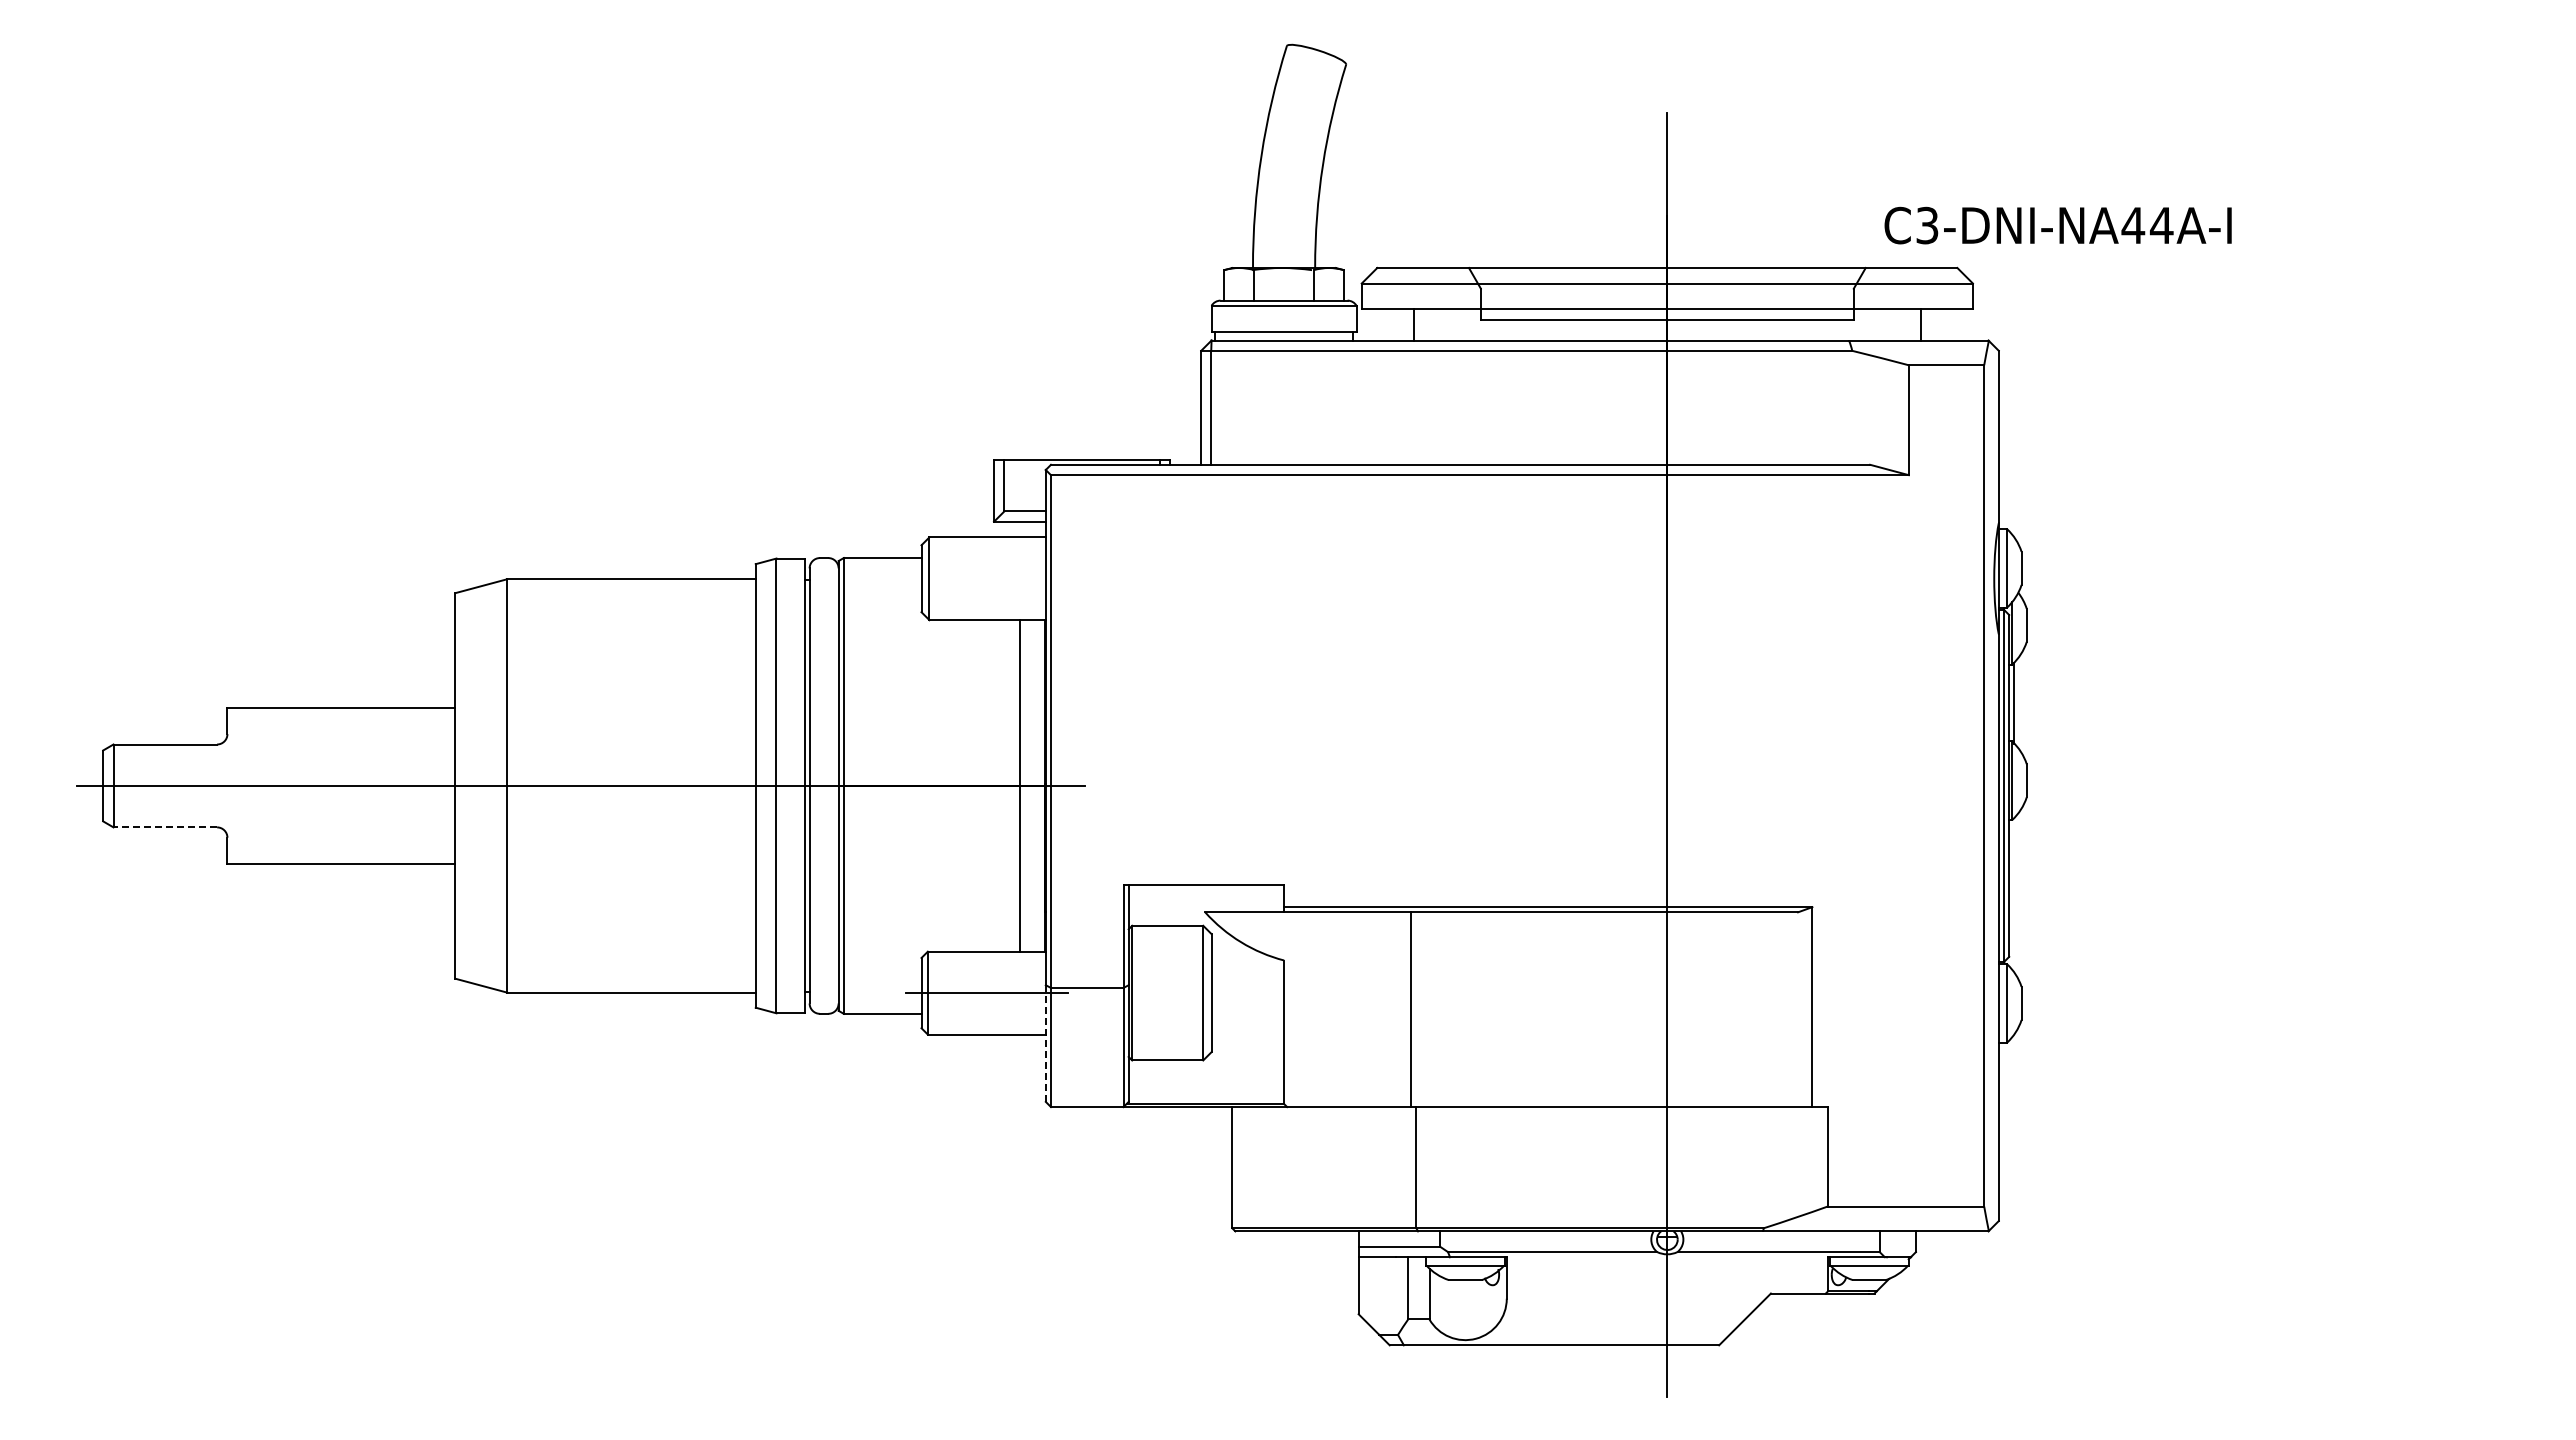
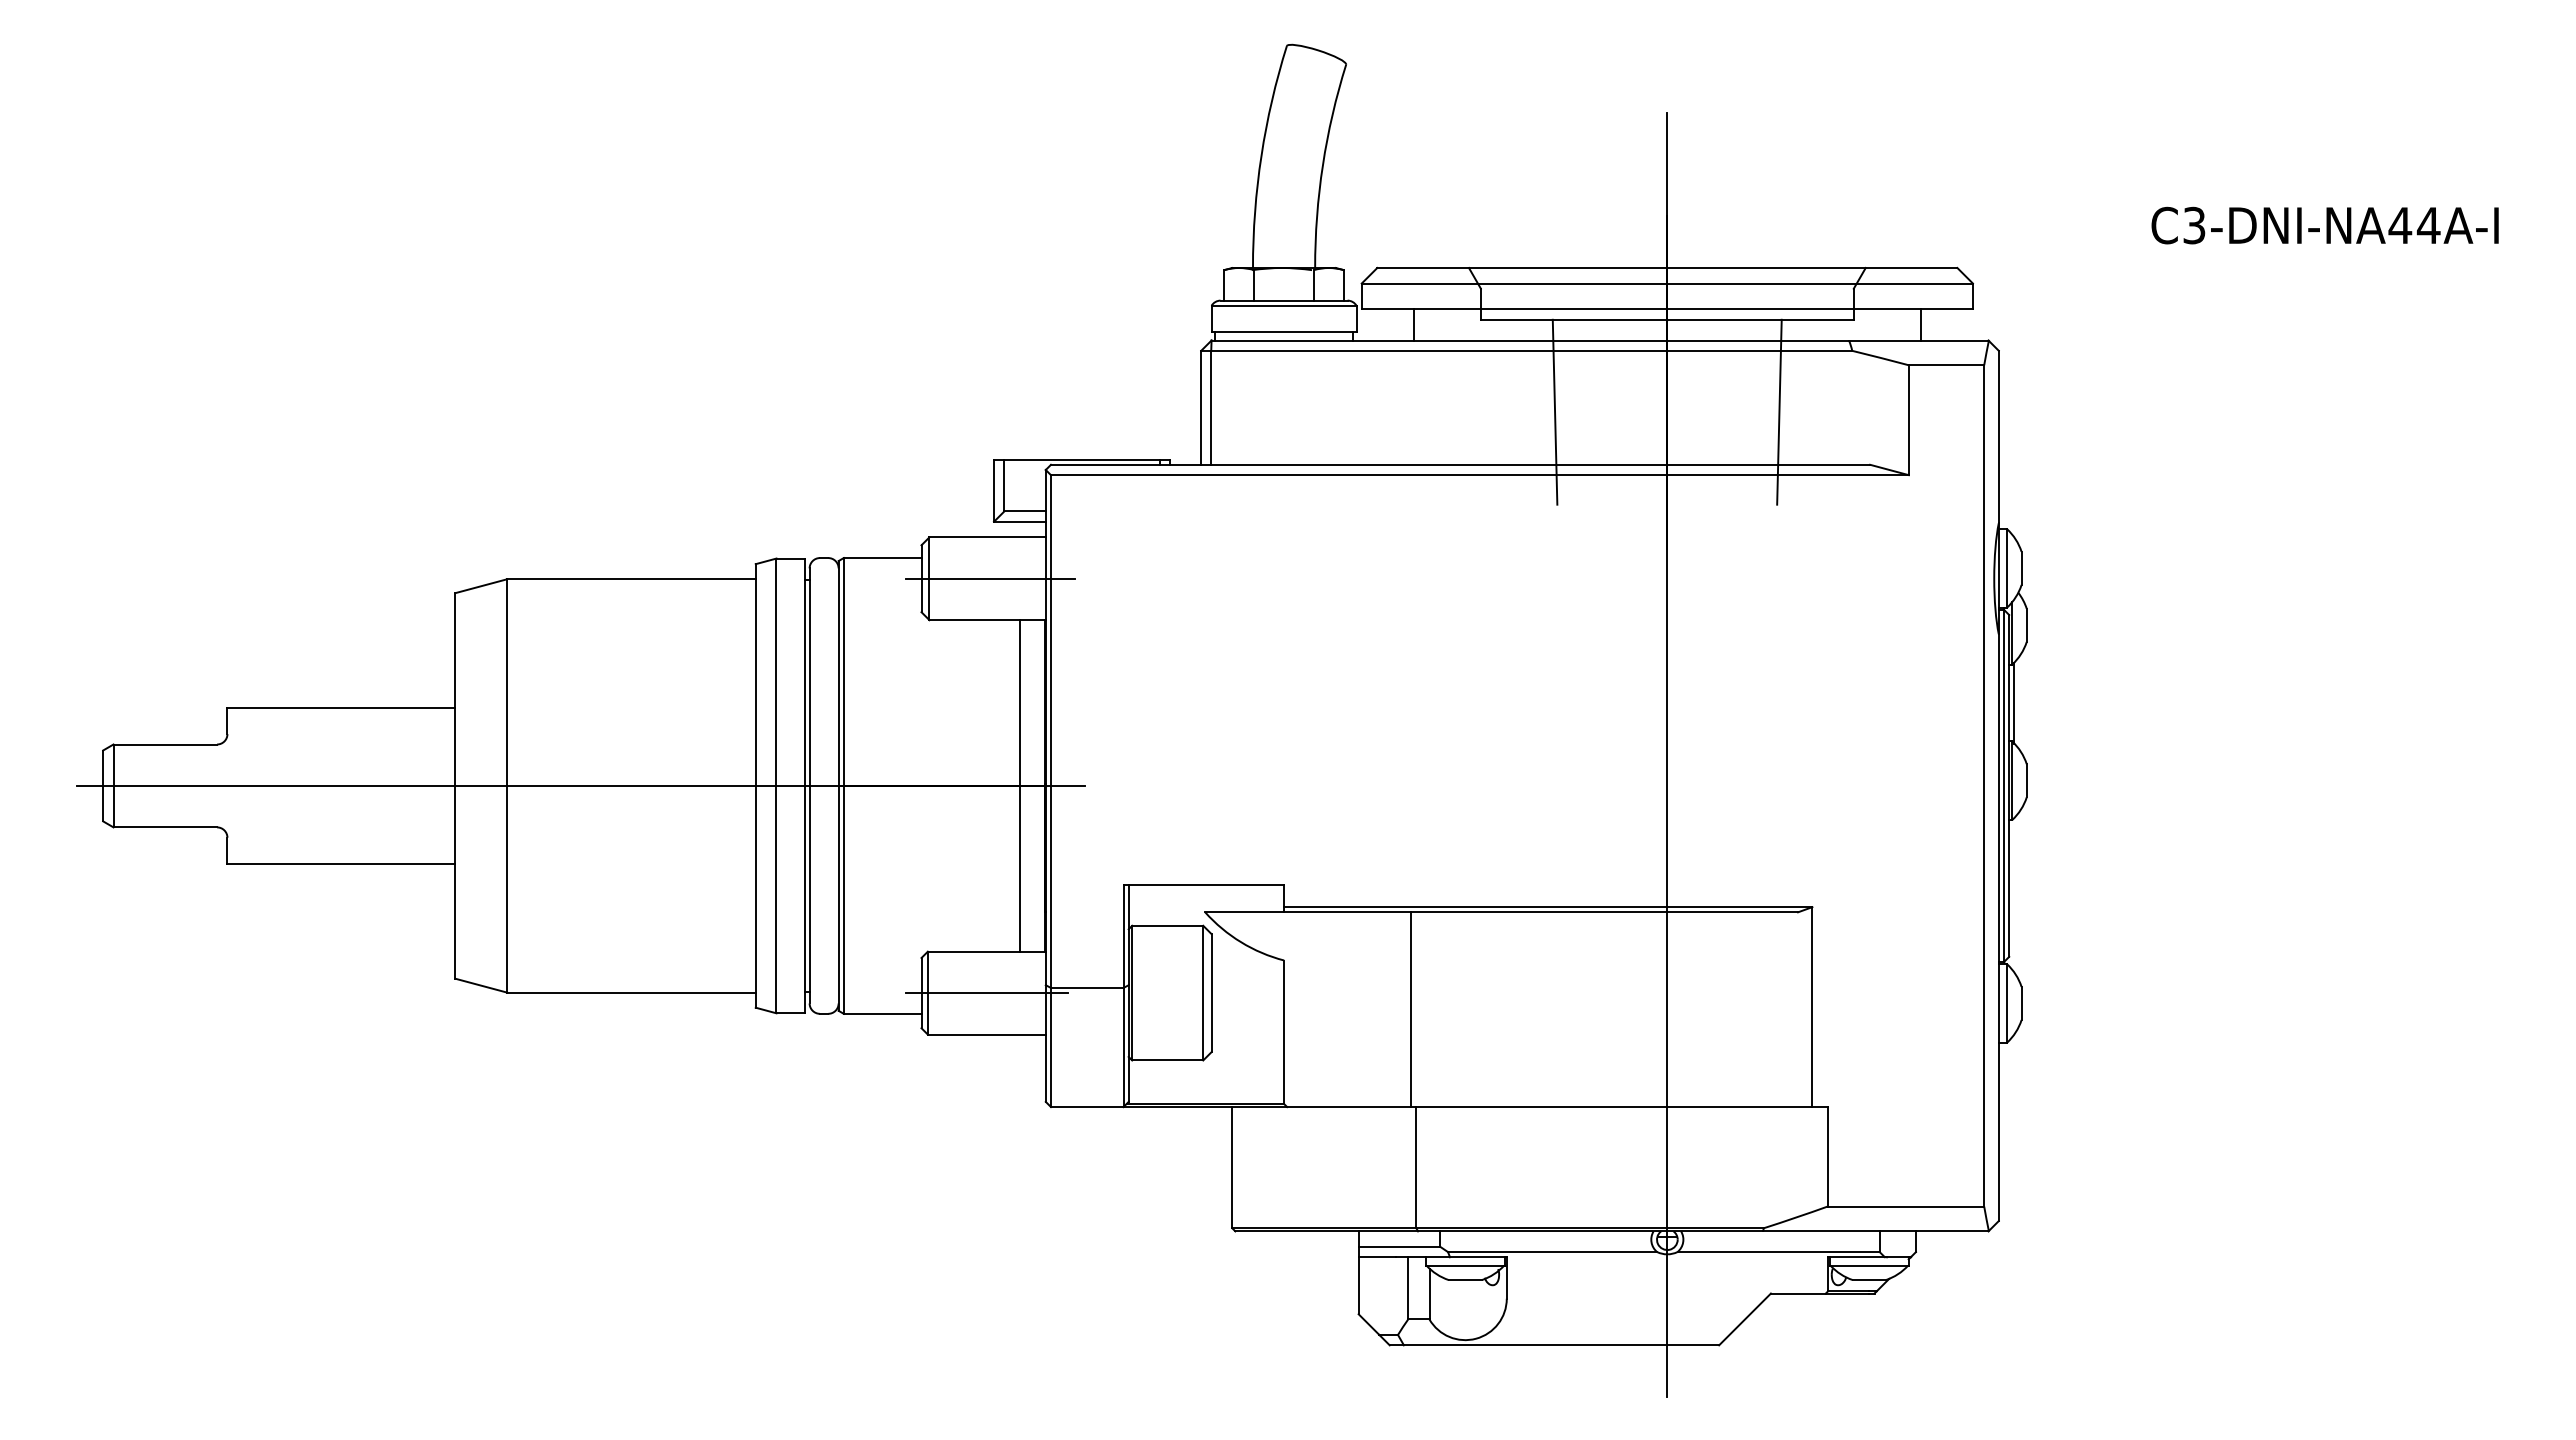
text position: (2057, 225) -> (2324, 225) (2324, 225)
line: none -> present (1554, 411)
line: none -> present (1779, 411)
line: none -> present (990, 578)
line: dashed -> solid (165, 827)
line: dashed -> solid (1045, 1043)
